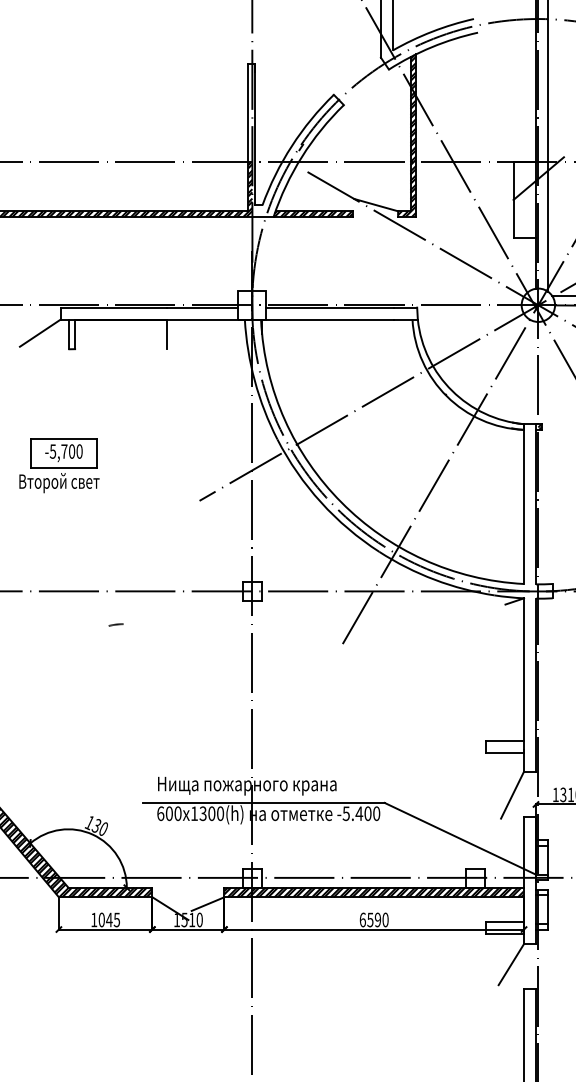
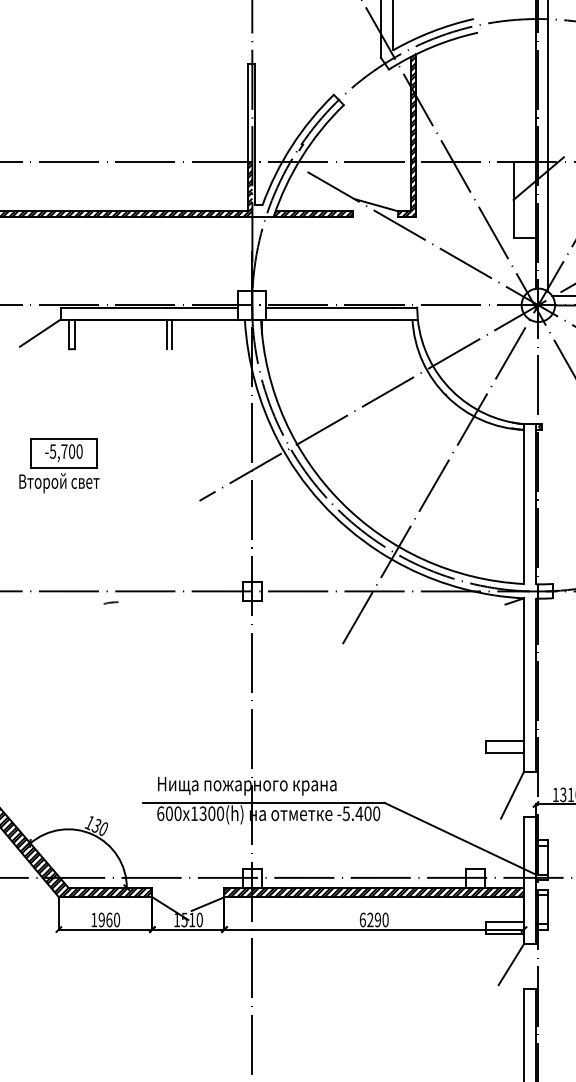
line: none -> present (172, 334)
line position: (115, 624) -> (110, 602) (110, 602)
text: 1045 -> 1960 (109, 919)
text: 6590 -> 6290 (370, 919)
